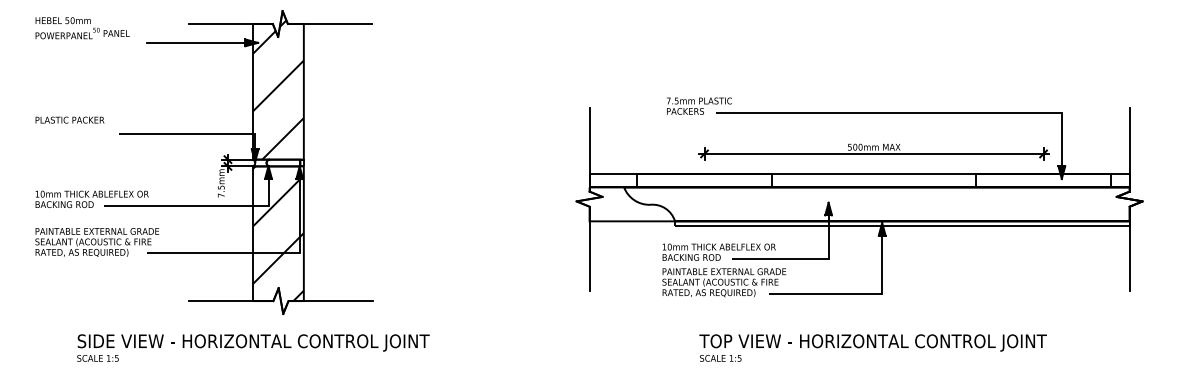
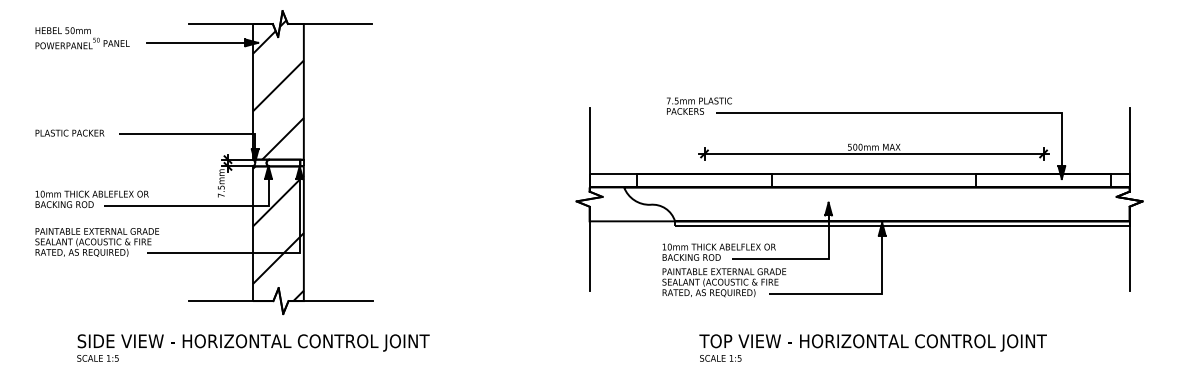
text position: (82, 28) -> (82, 38) (82, 38)
text position: (69, 119) -> (69, 132) (69, 132)
